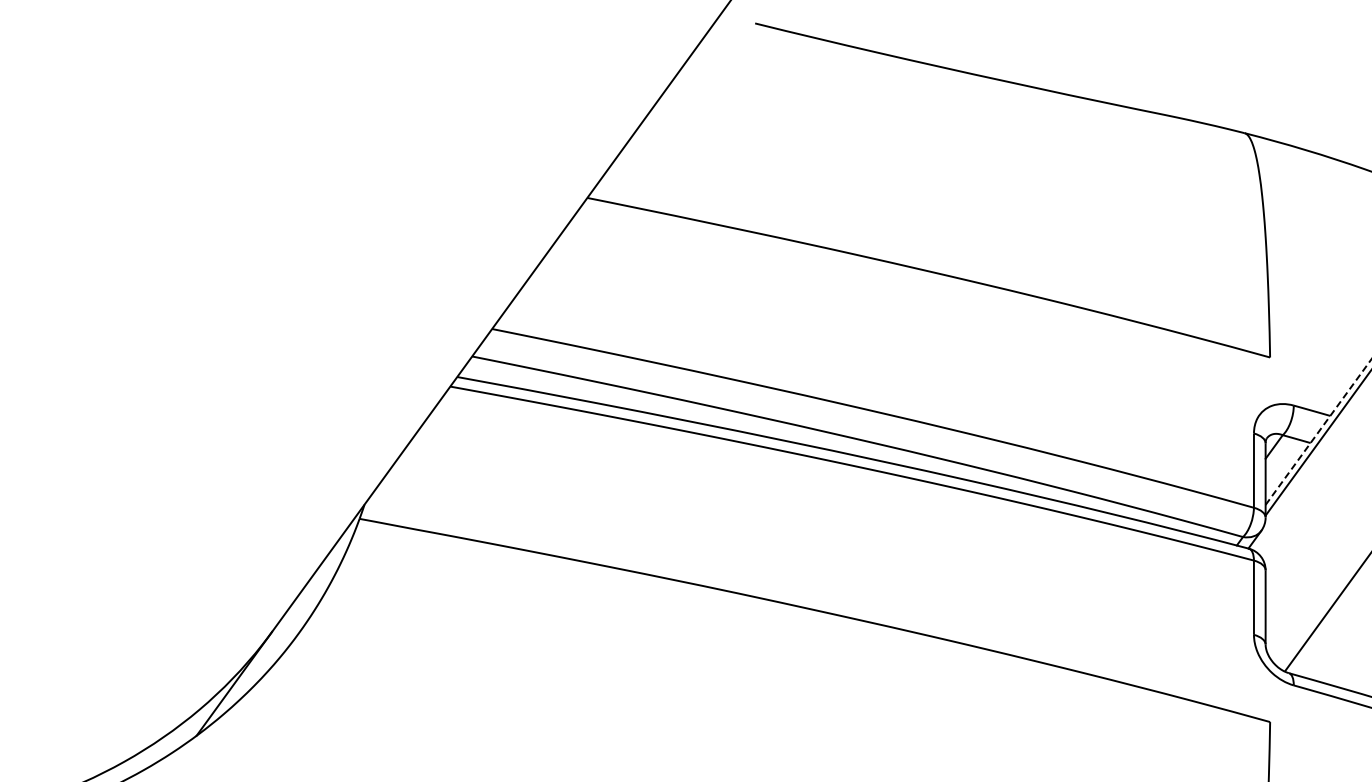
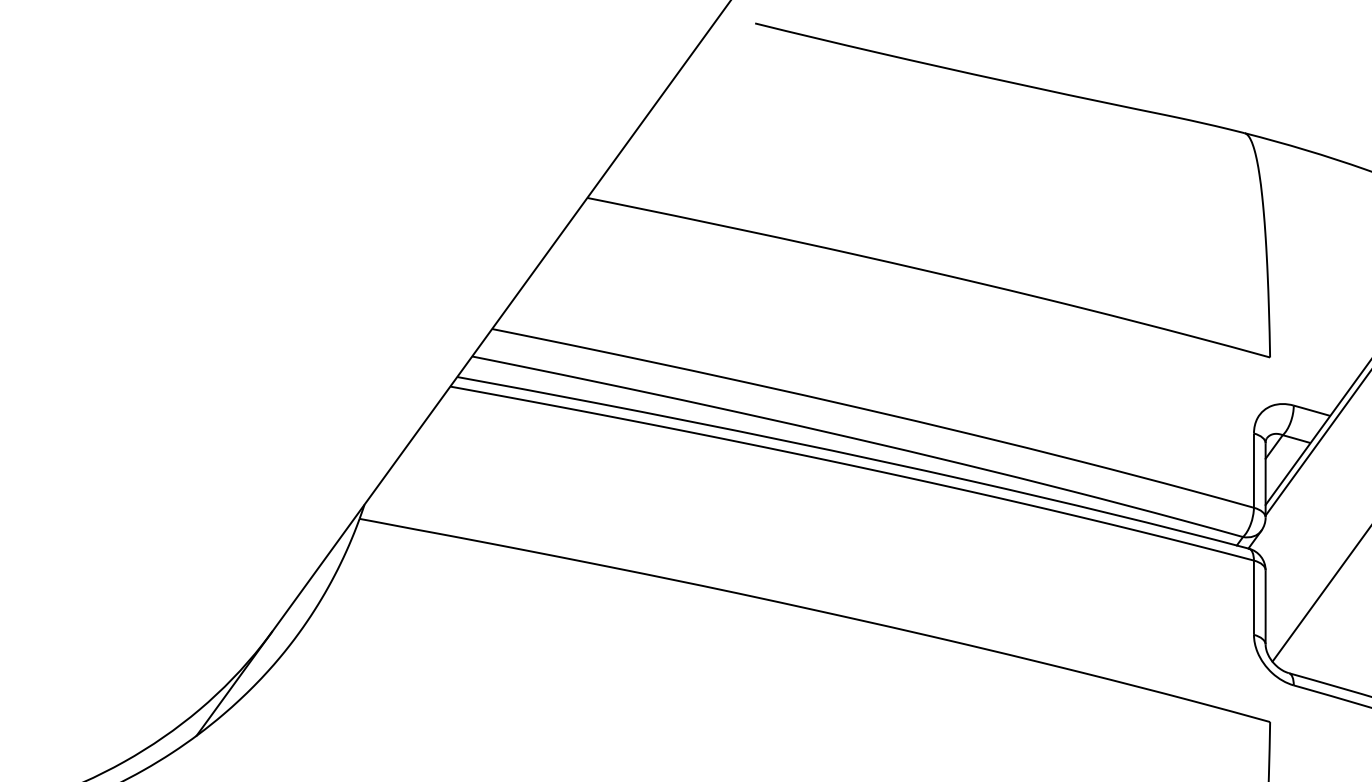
line: dashed -> solid (1319, 431)
line position: (1326, 612) -> (1320, 595) (1320, 595)
